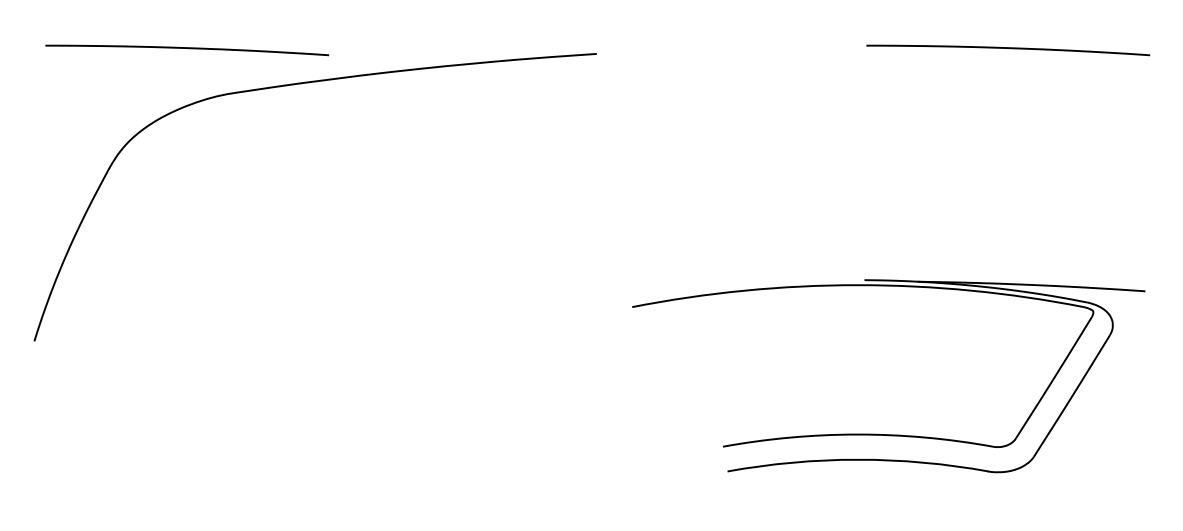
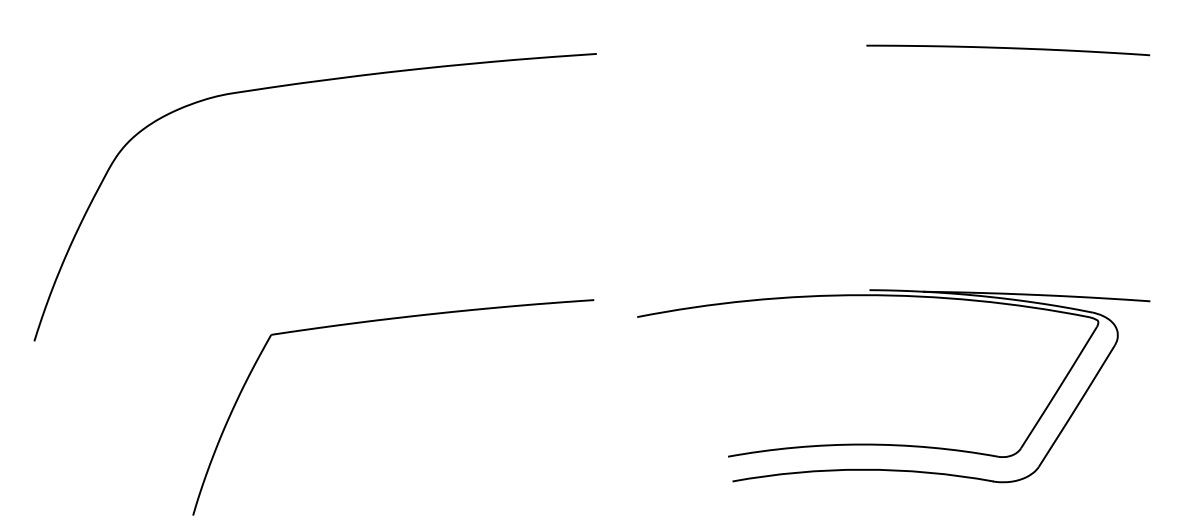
curve: present -> none (187, 48)
part: none -> present (387, 320)
part position: (888, 434) -> (893, 444) (893, 444)
